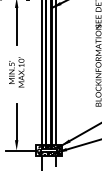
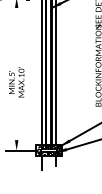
line: present -> none (16, 25)
text position: (16, 72) -> (16, 82) (16, 82)
line: present -> none (16, 121)
